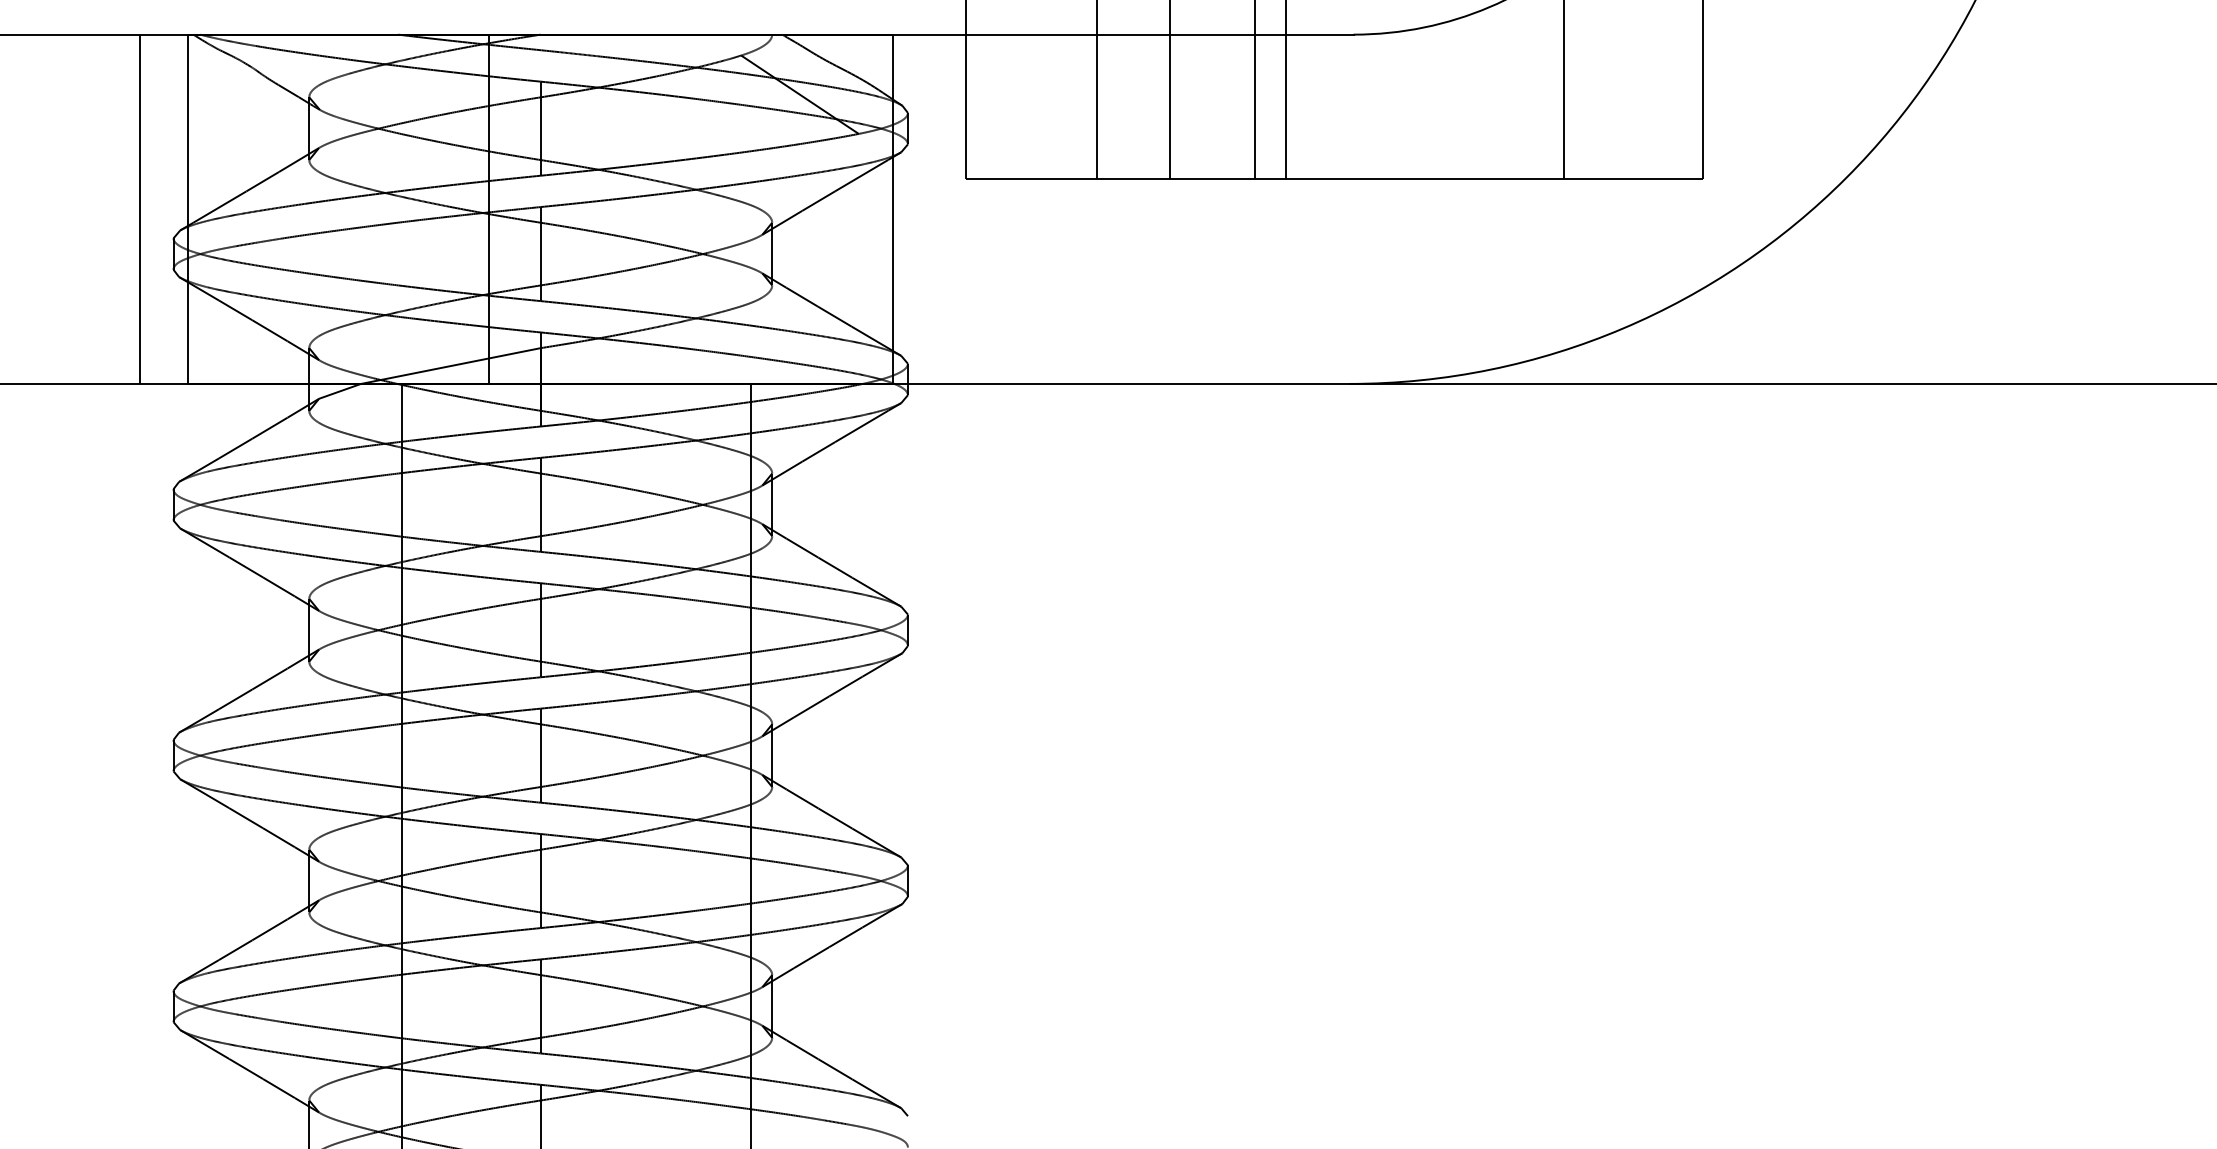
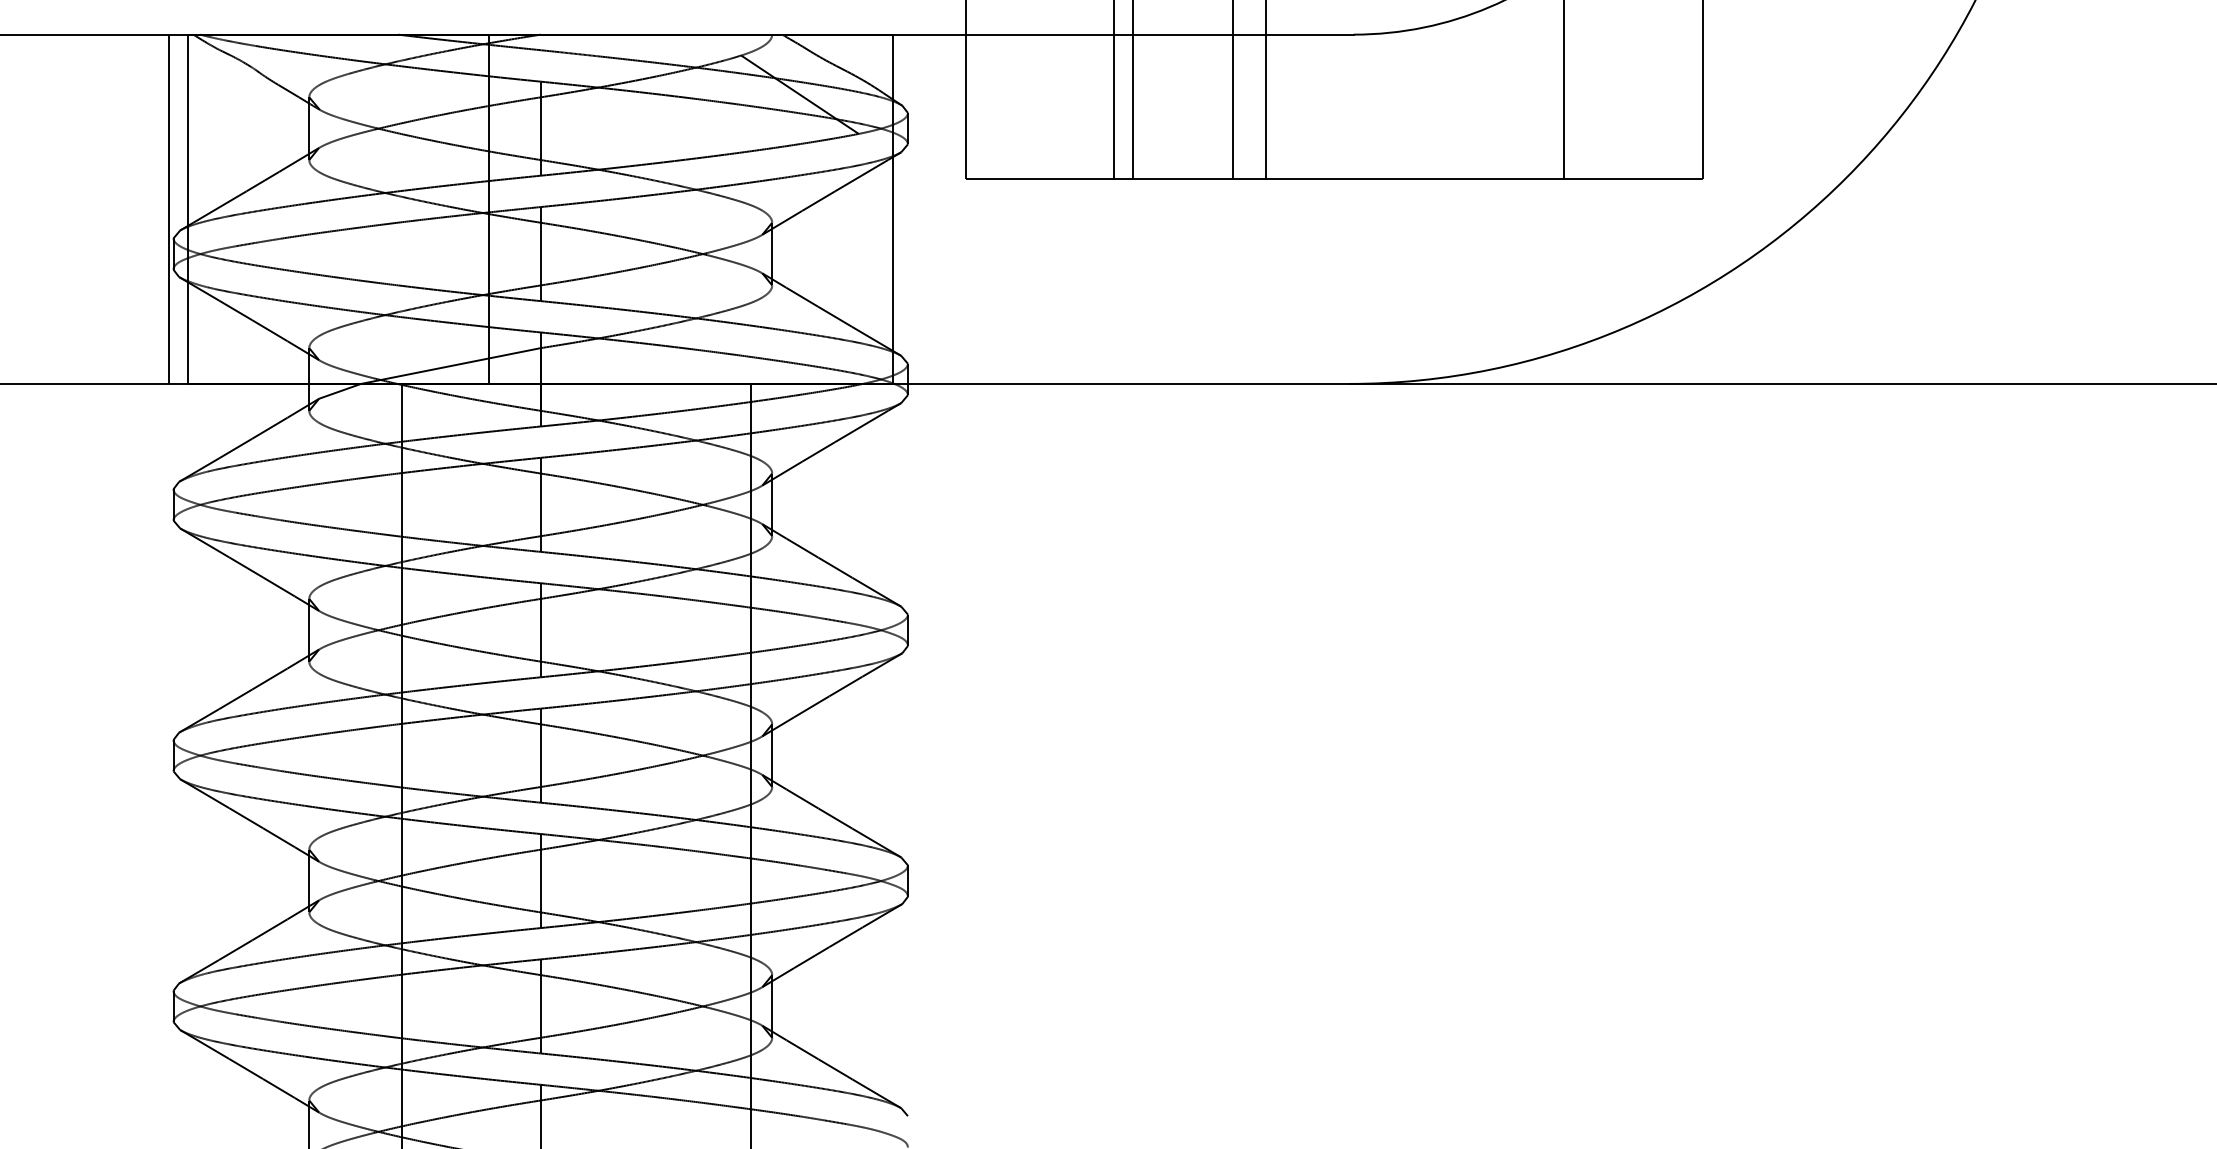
line position: (1097, 90) -> (1114, 90) (1114, 90)
line position: (1169, 90) -> (1132, 90) (1132, 90)
line position: (1255, 90) -> (1233, 90) (1233, 90)
line position: (1286, 90) -> (1266, 90) (1266, 90)
line position: (139, 208) -> (168, 208) (168, 208)
